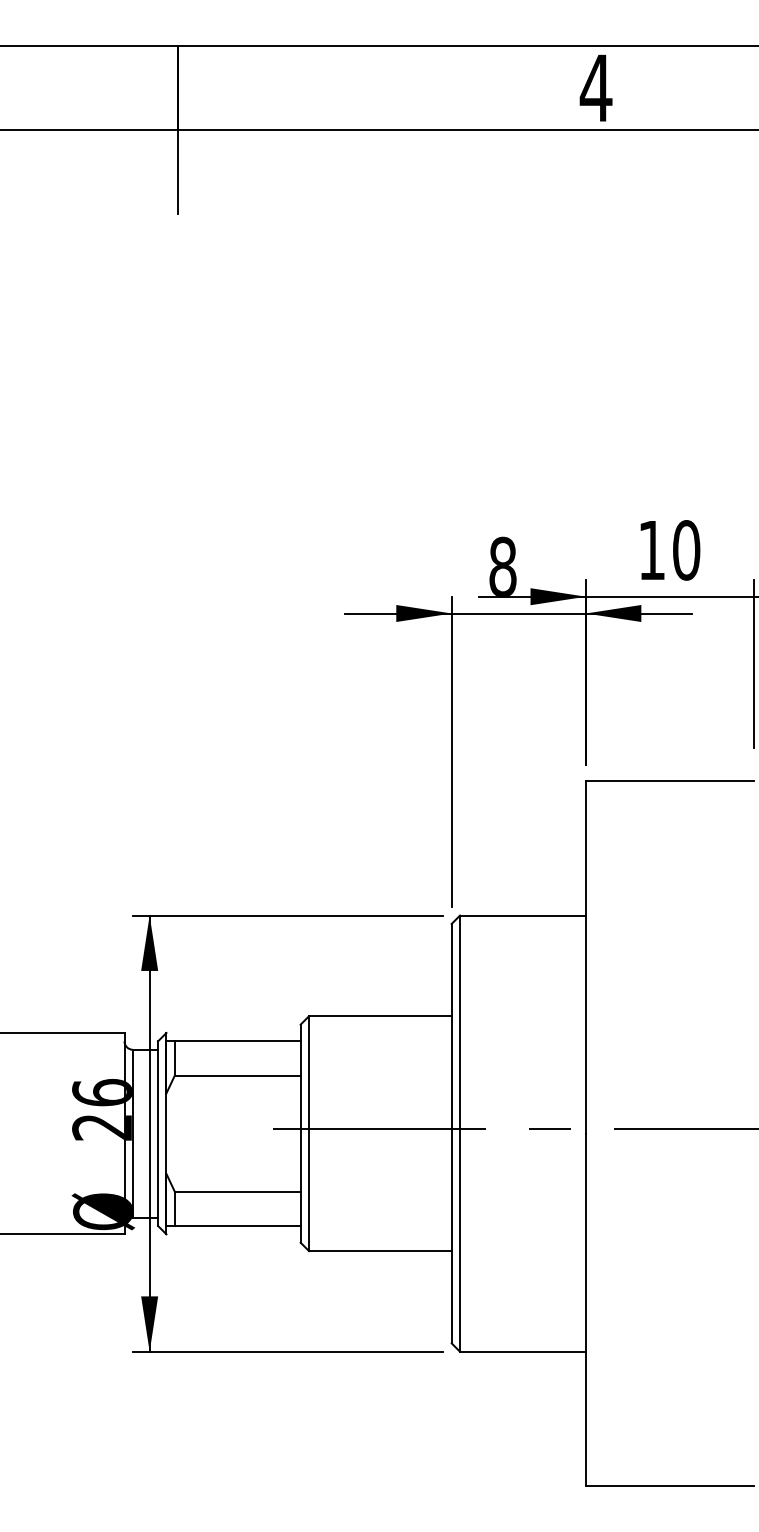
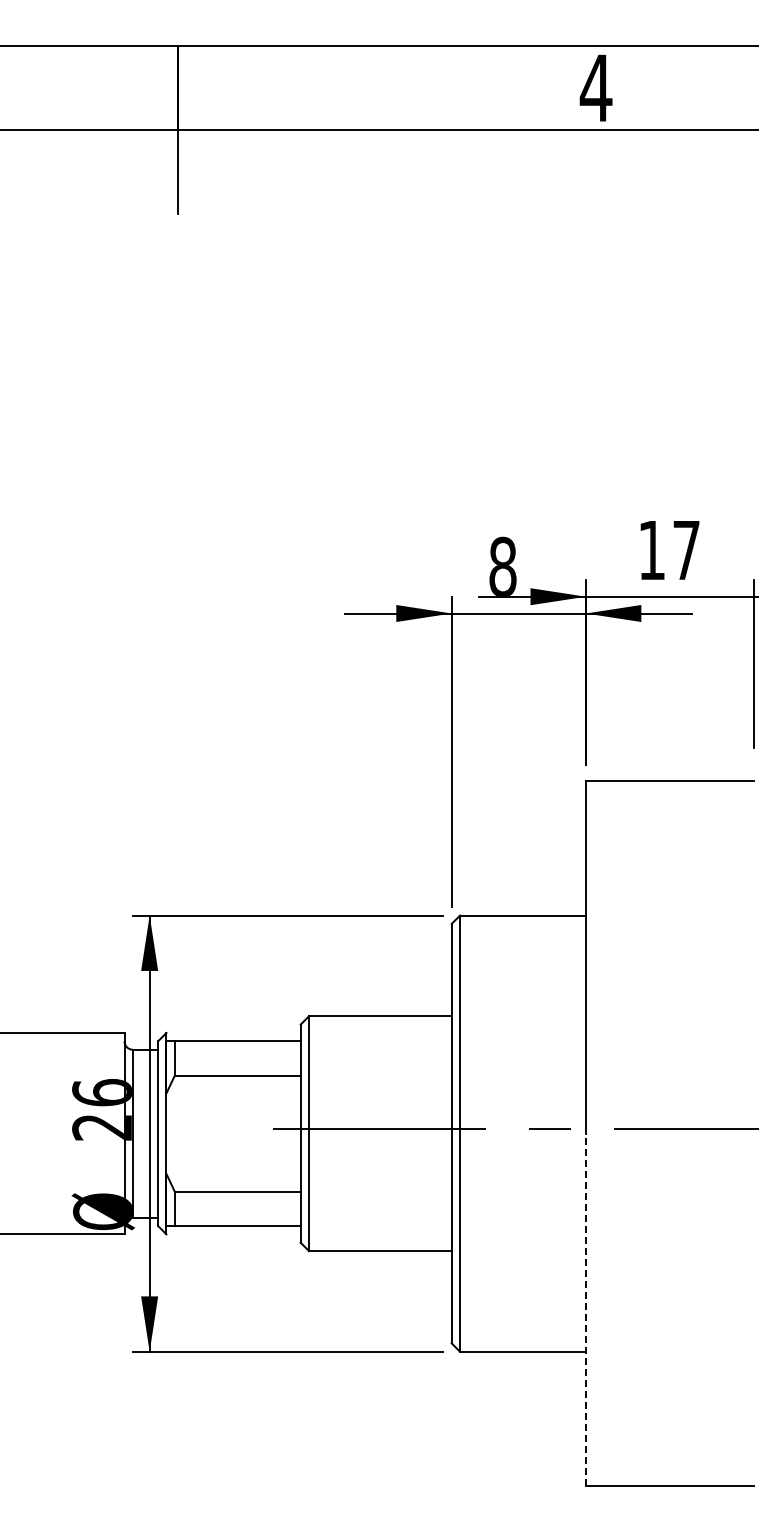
text: 10 -> 17 (686, 550)
line: solid -> dashed (585, 1309)
